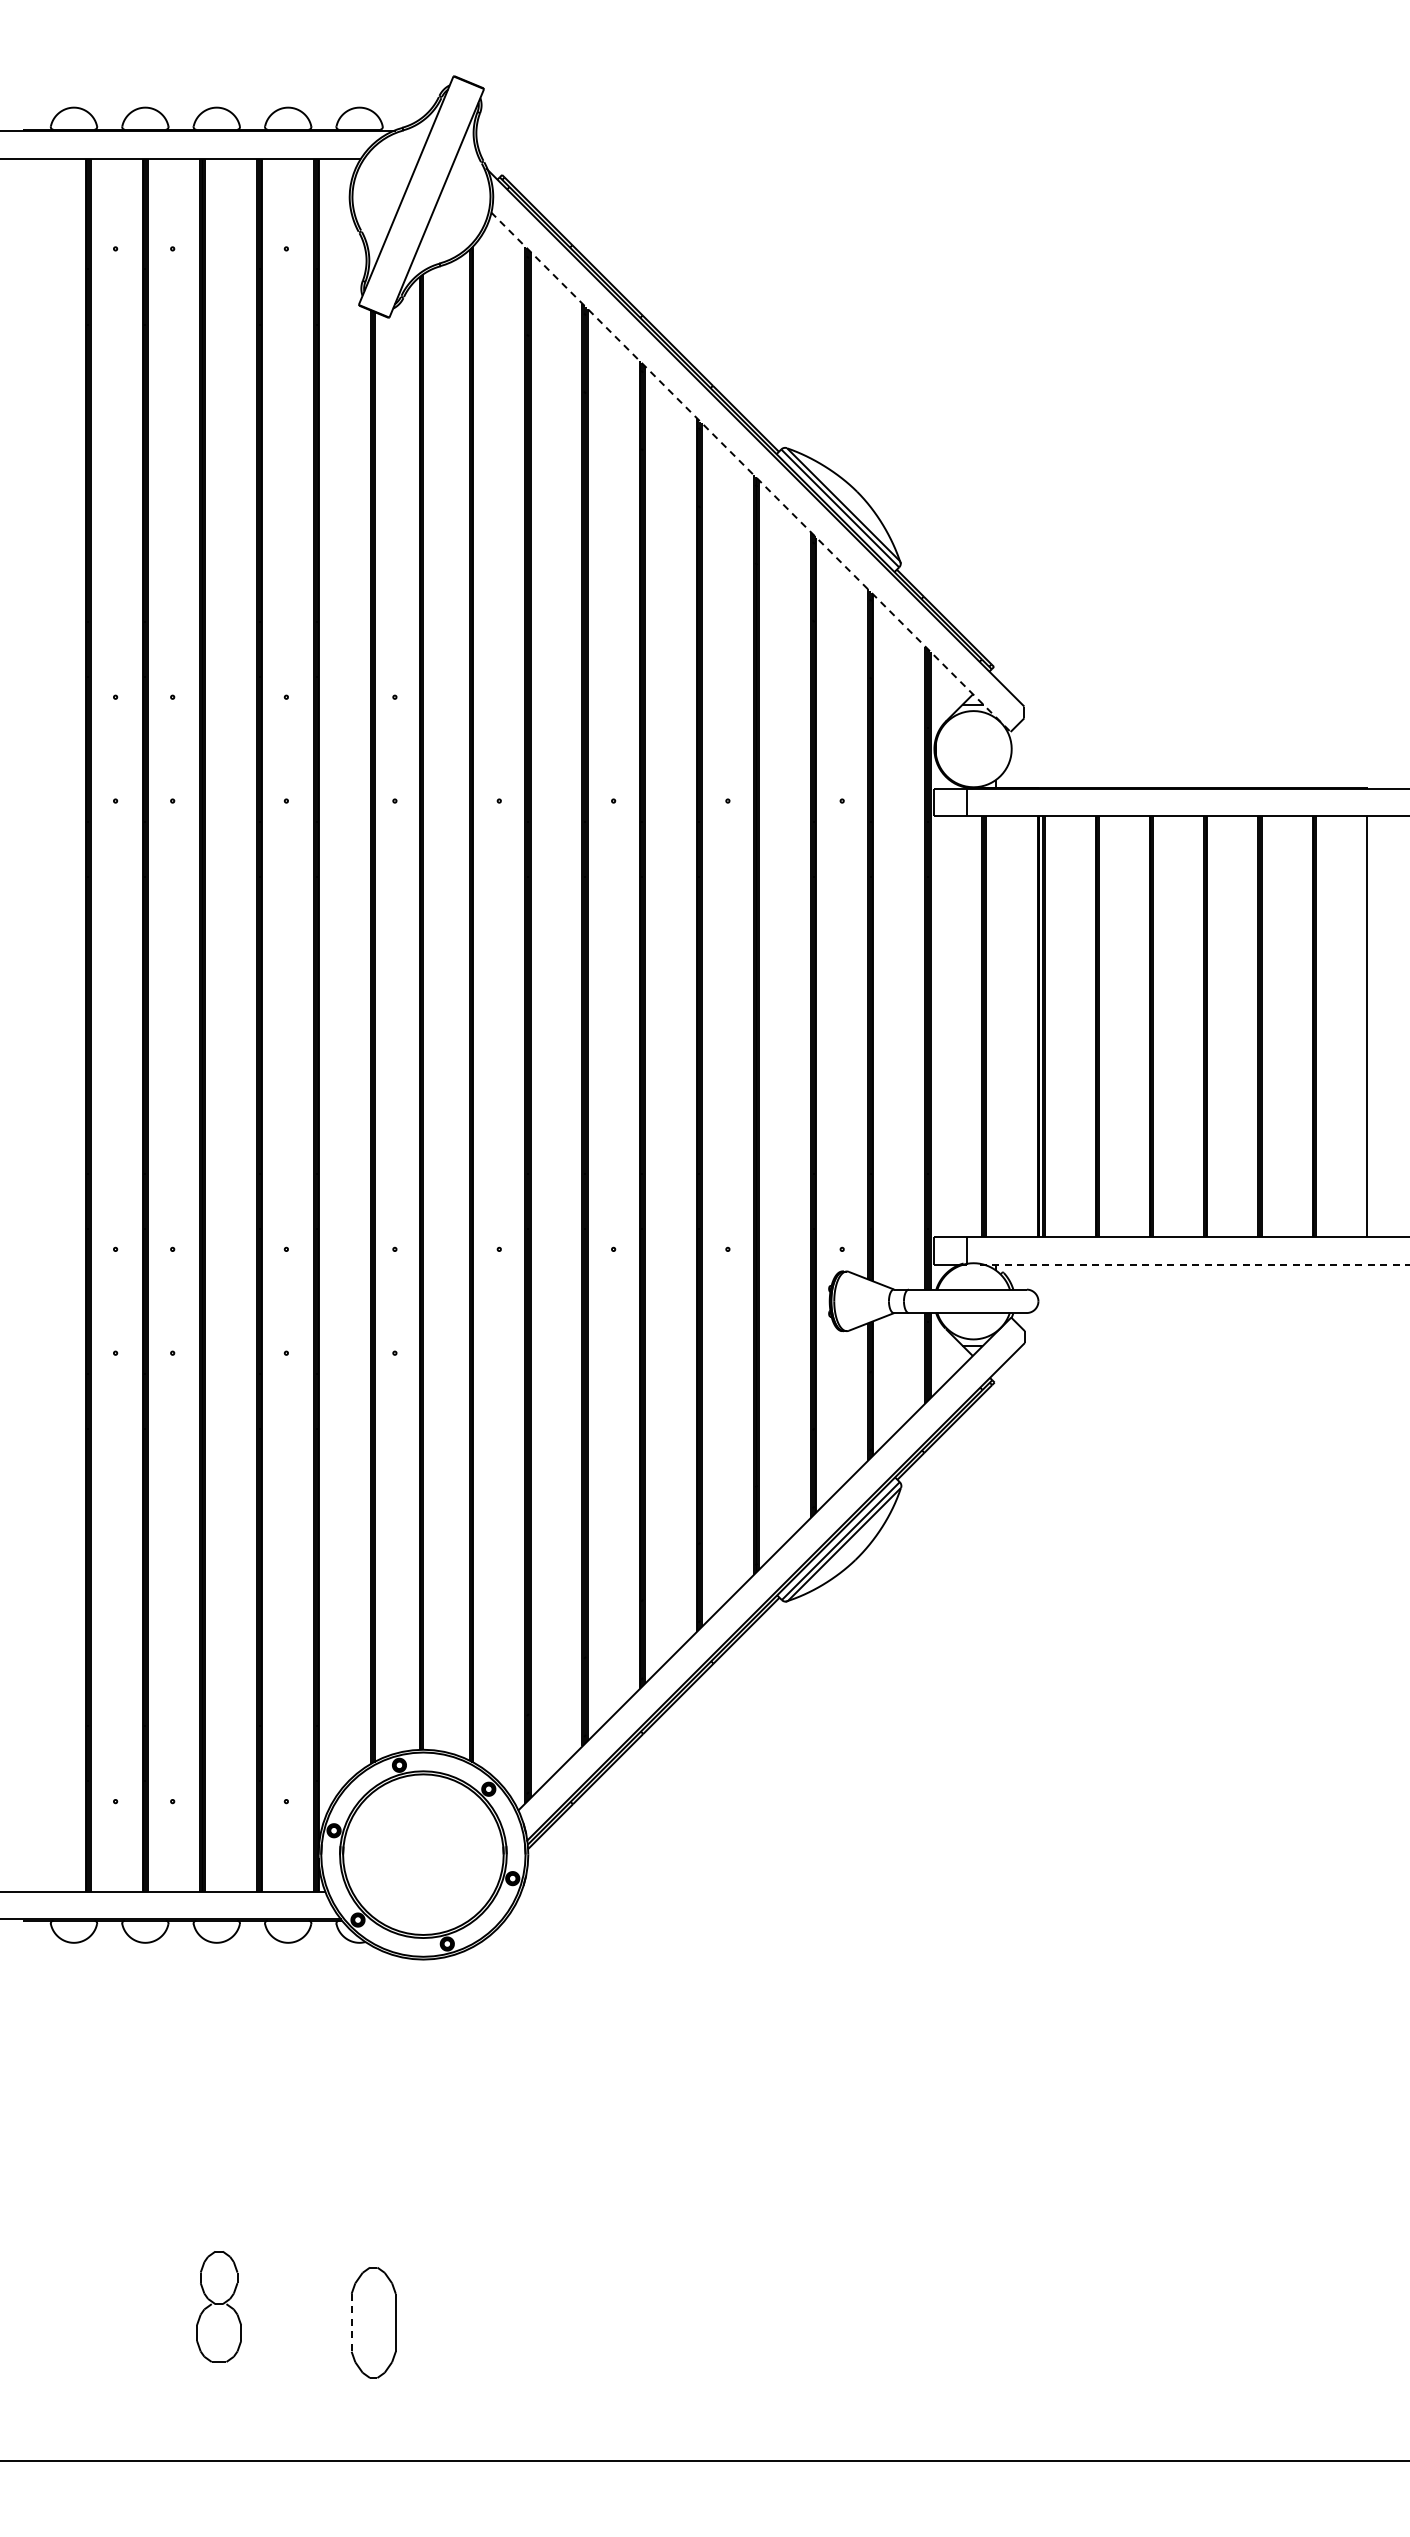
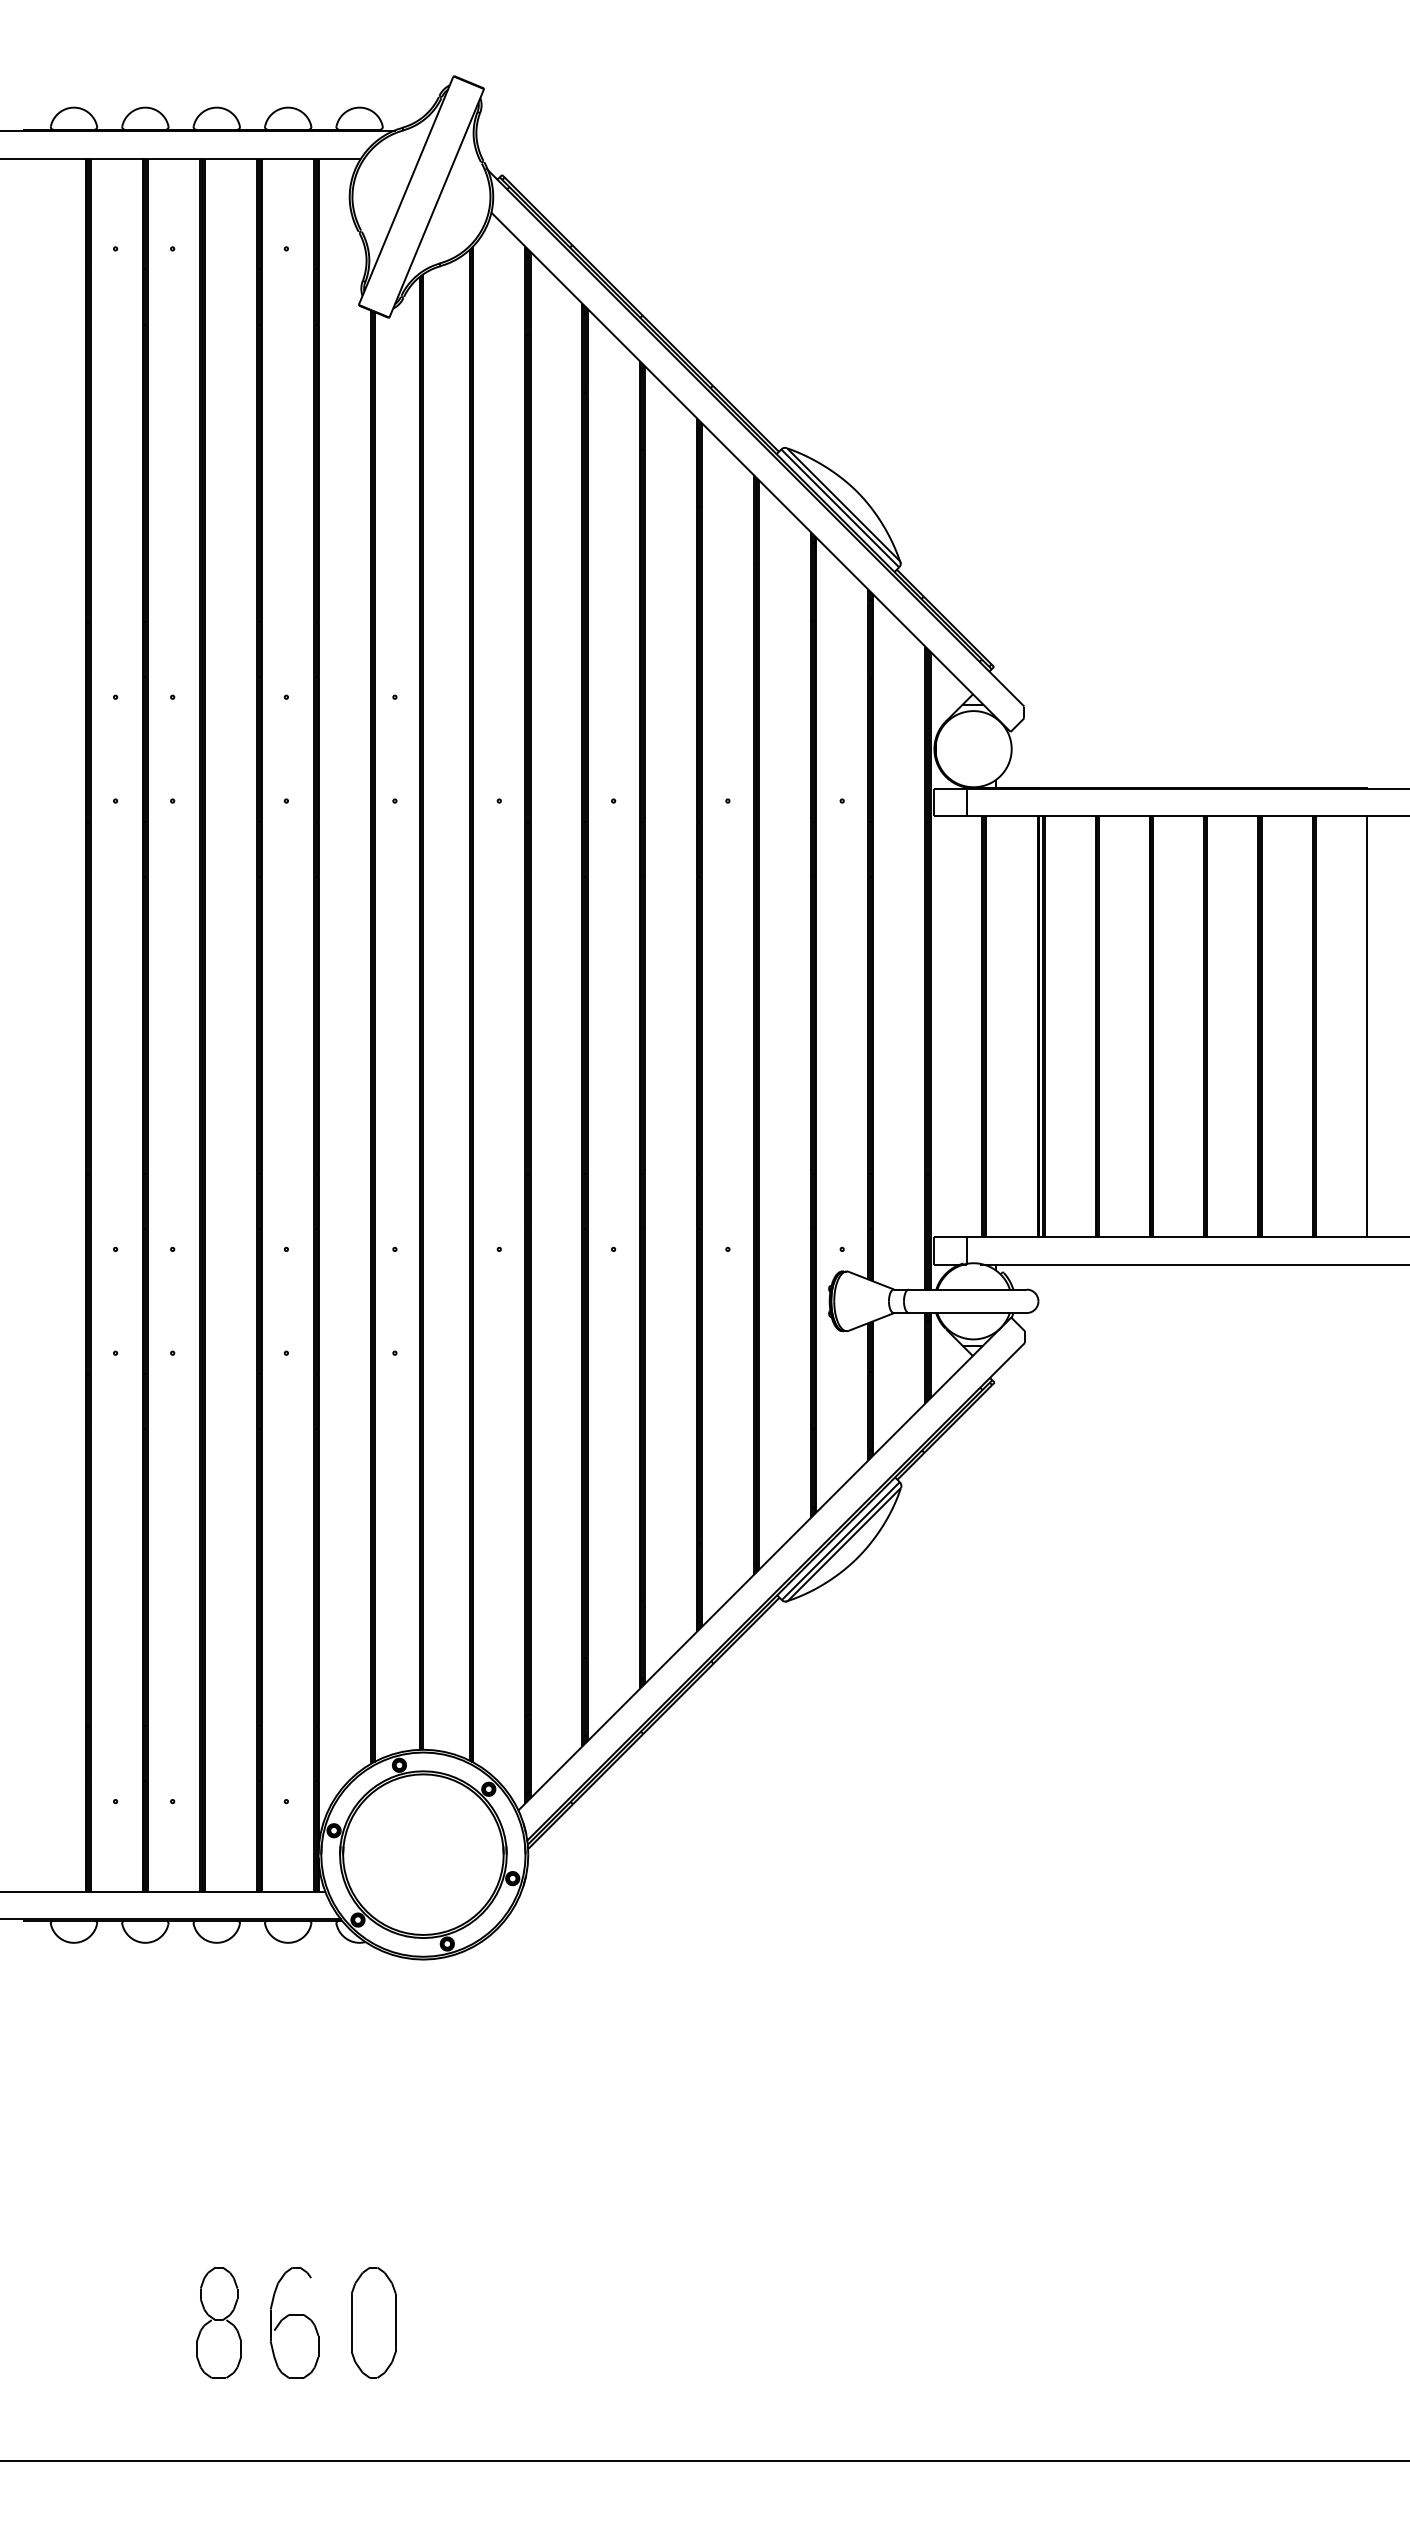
line: dashed -> solid (751, 472)
line: dashed -> solid (1194, 1264)
part position: (218, 2306) -> (218, 2322) (218, 2322)
part: none -> present (294, 2315)
line: dashed -> solid (351, 2322)
